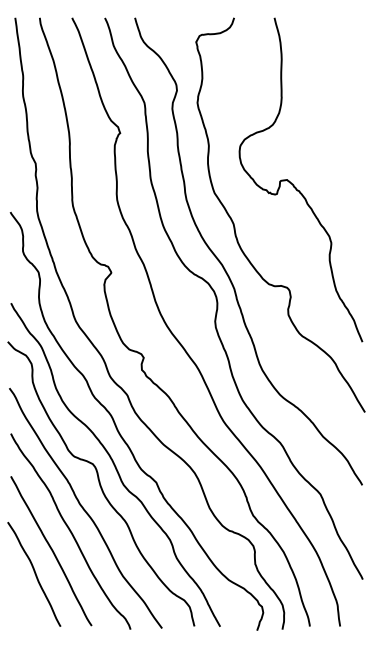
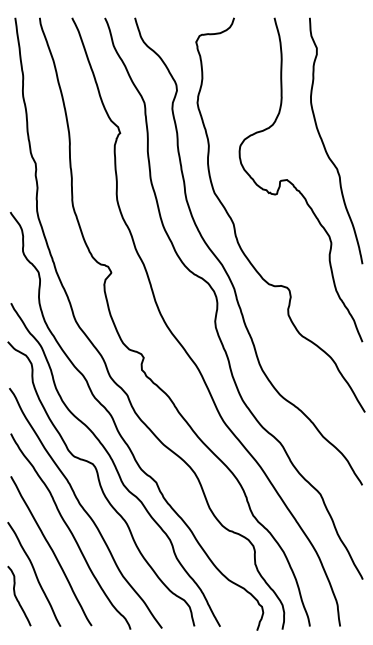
curve: none -> present (324, 143)
curve: none -> present (17, 597)
